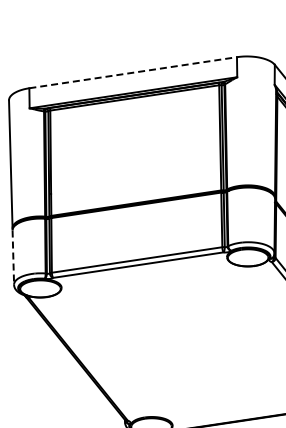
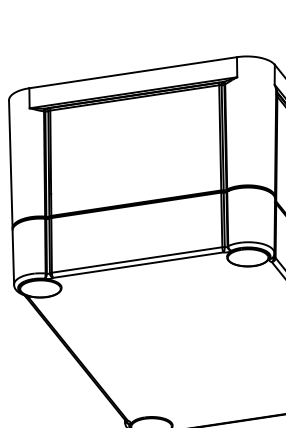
line: dashed -> solid (133, 72)
line: dashed -> solid (13, 258)
